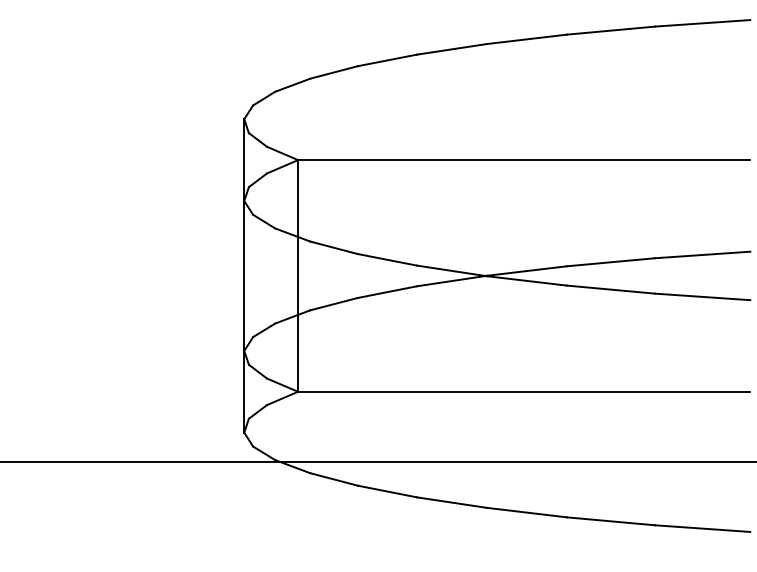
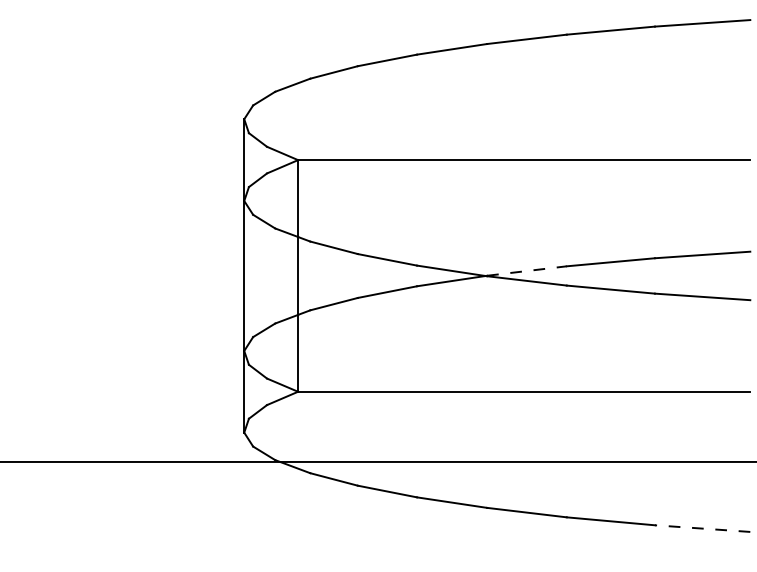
line: solid -> dashed (527, 270)
line: solid -> dashed (702, 528)
